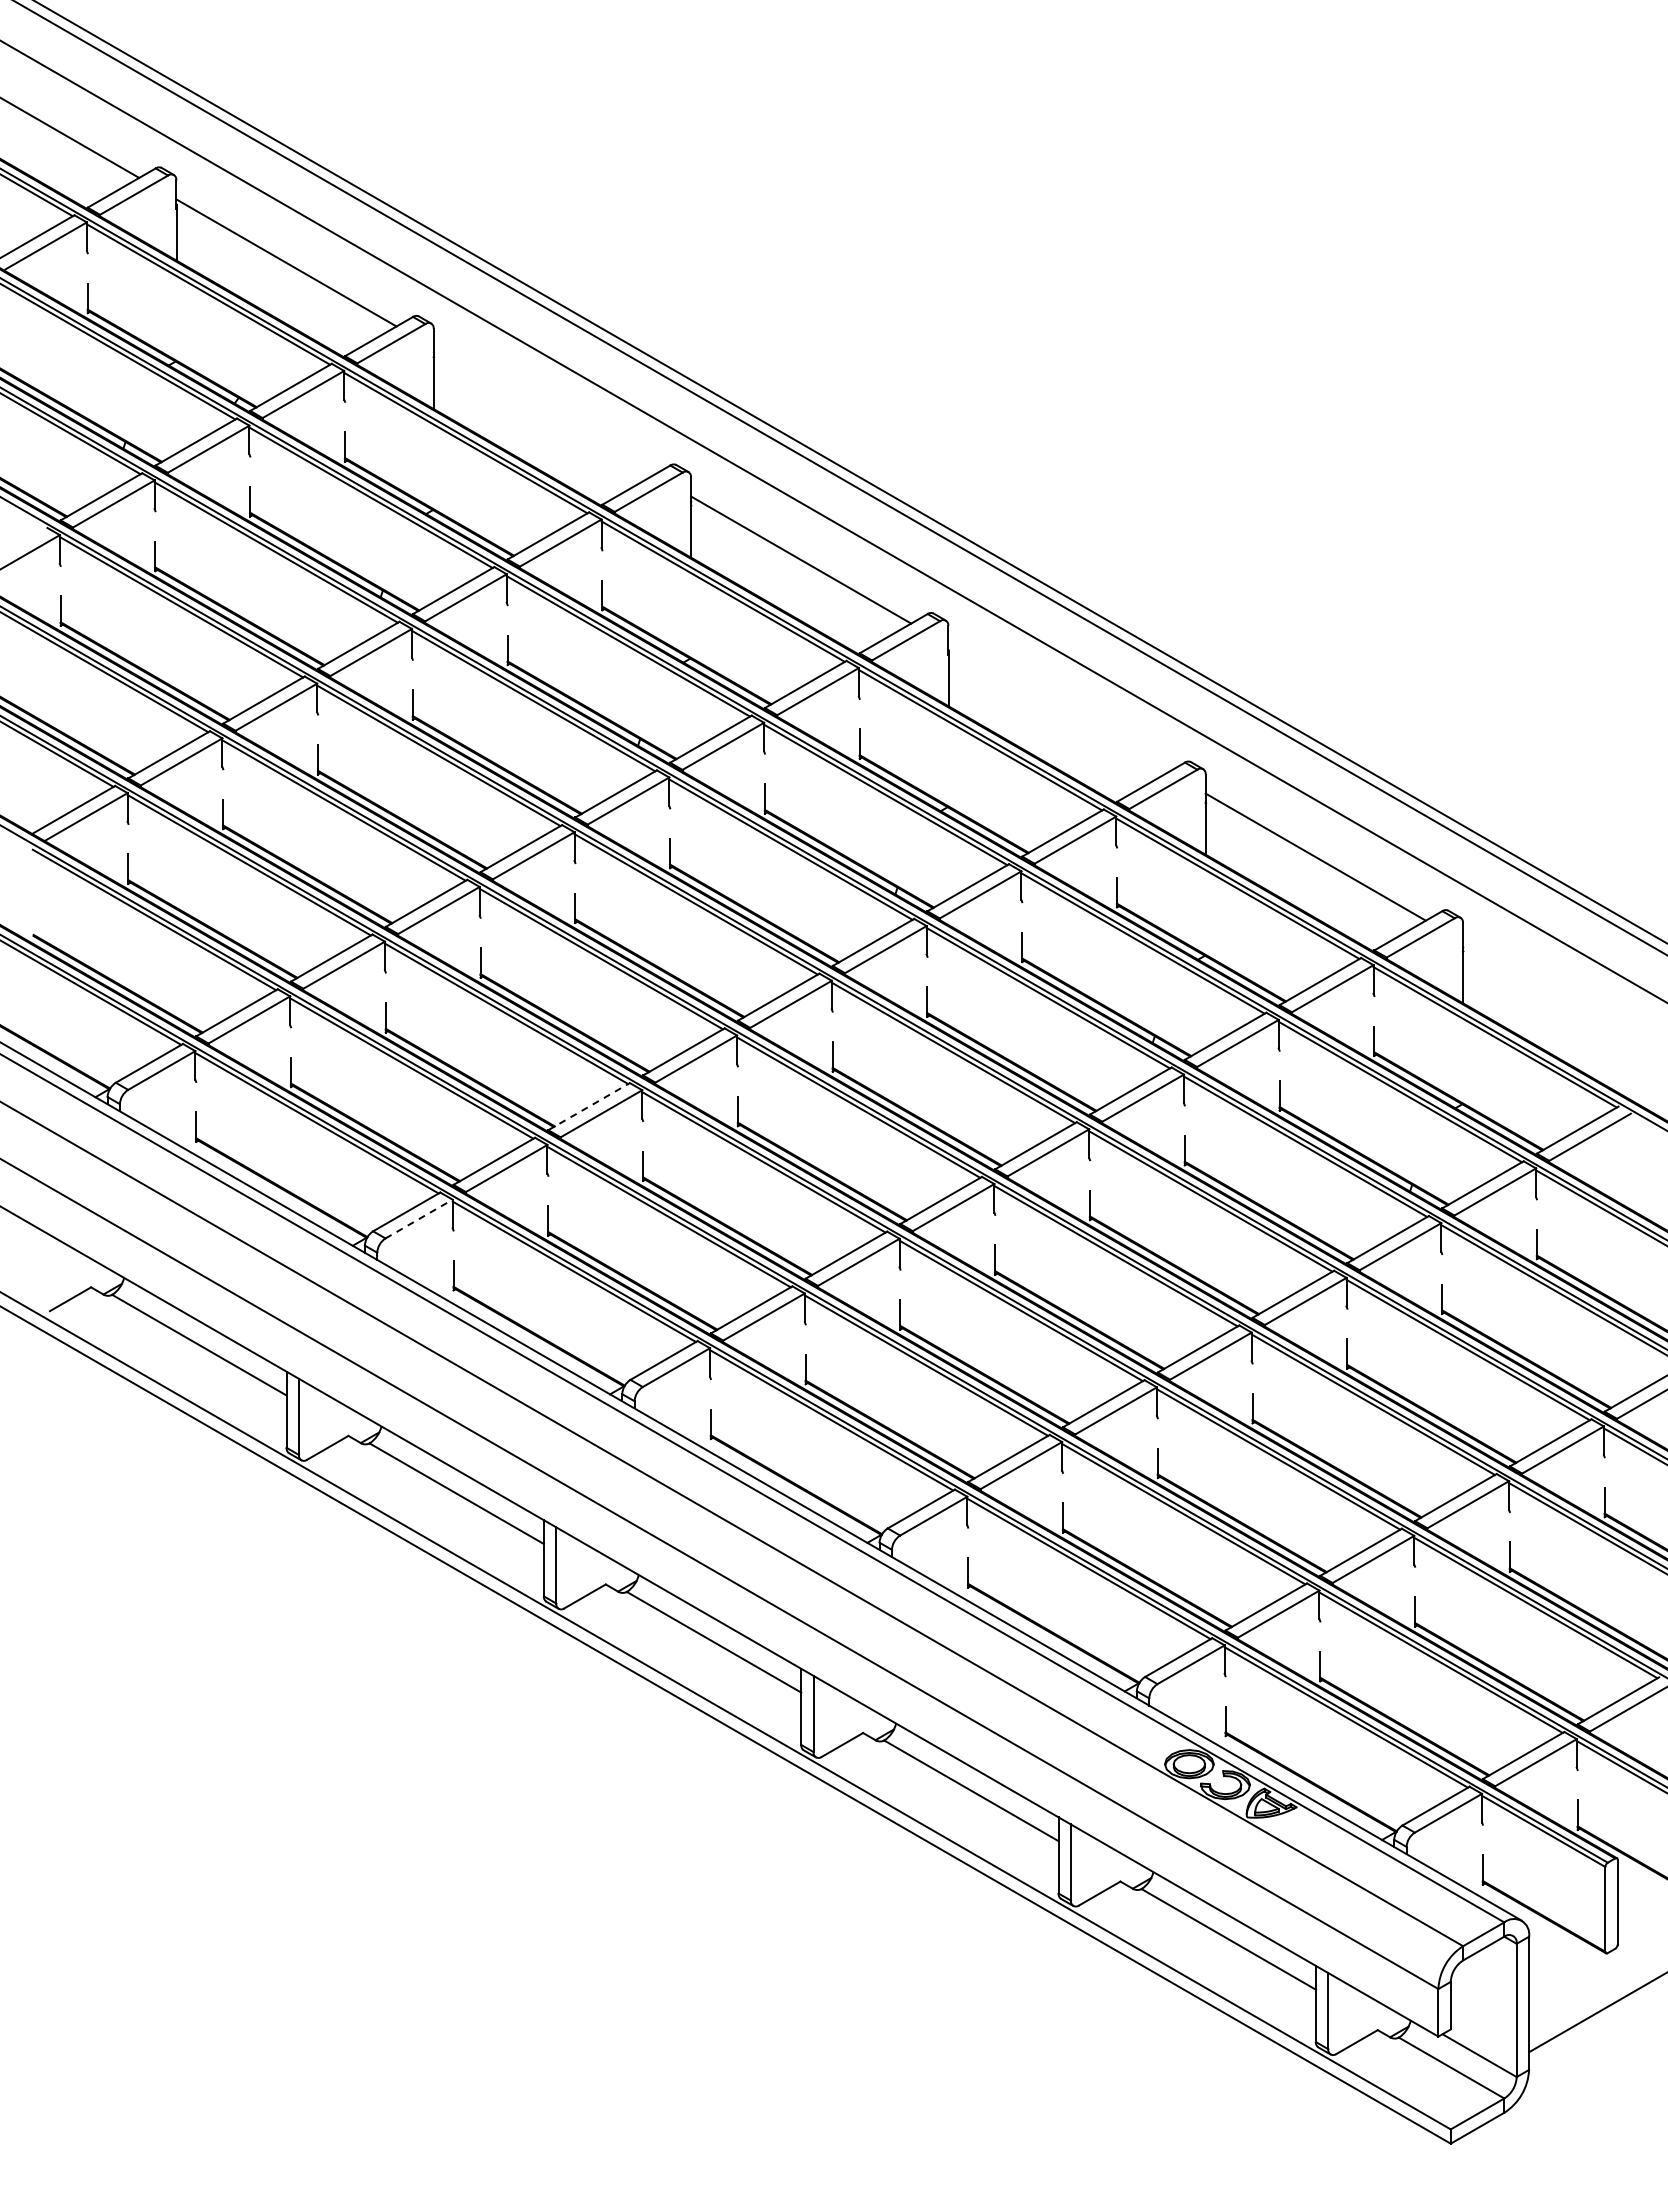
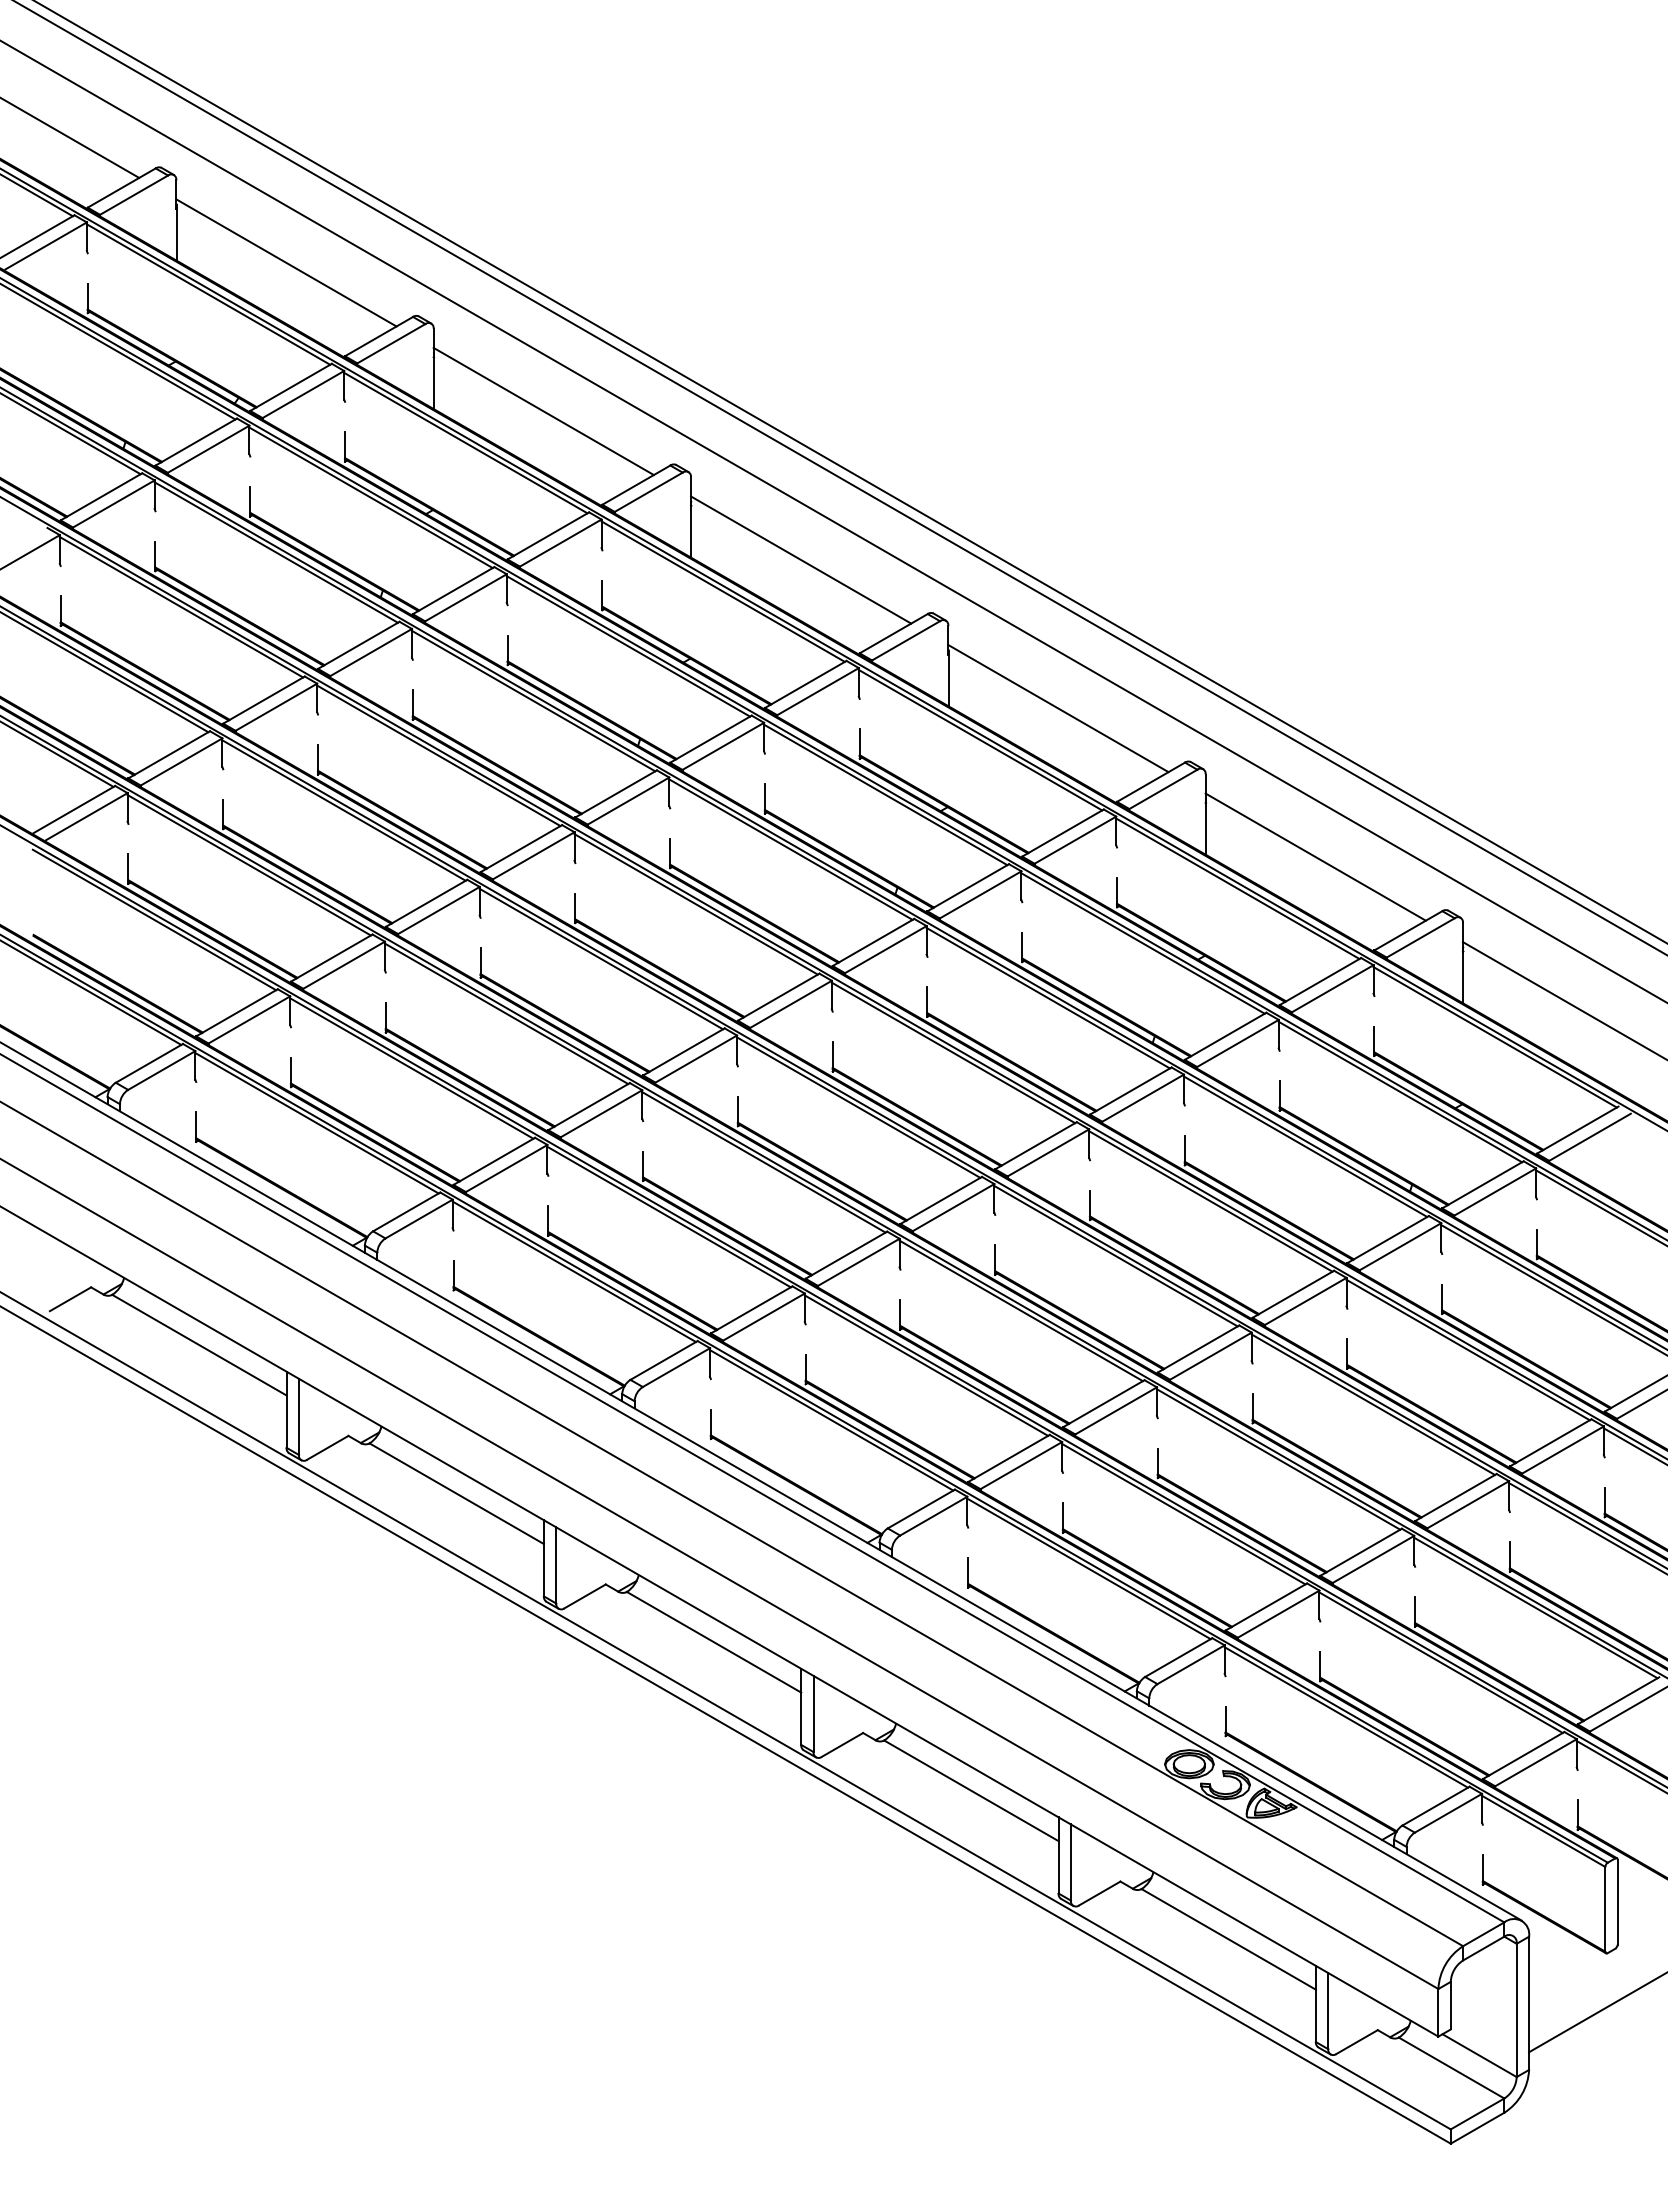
line: none -> present (543, 411)
line: none -> present (1058, 708)
line: none -> present (1563, 1000)
line: dashed -> solid (589, 1106)
line: dashed -> solid (419, 1219)
